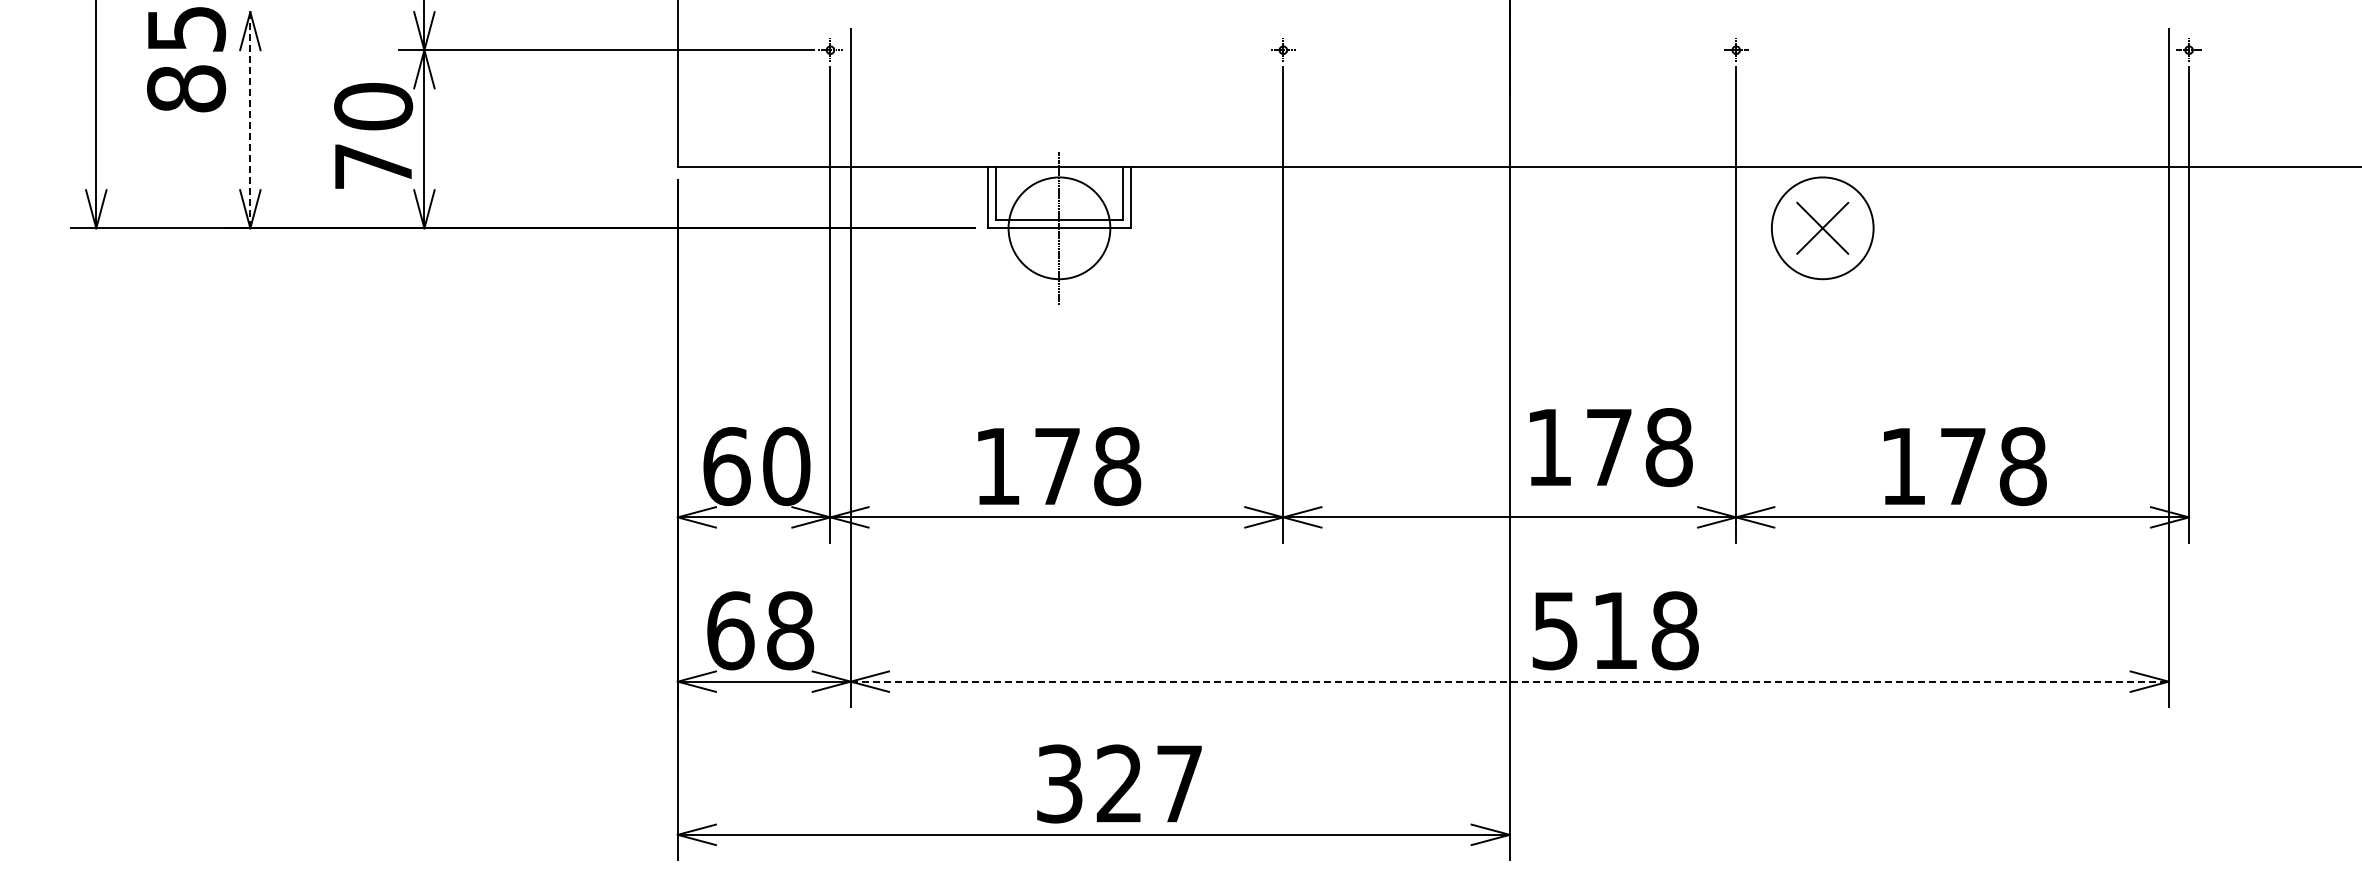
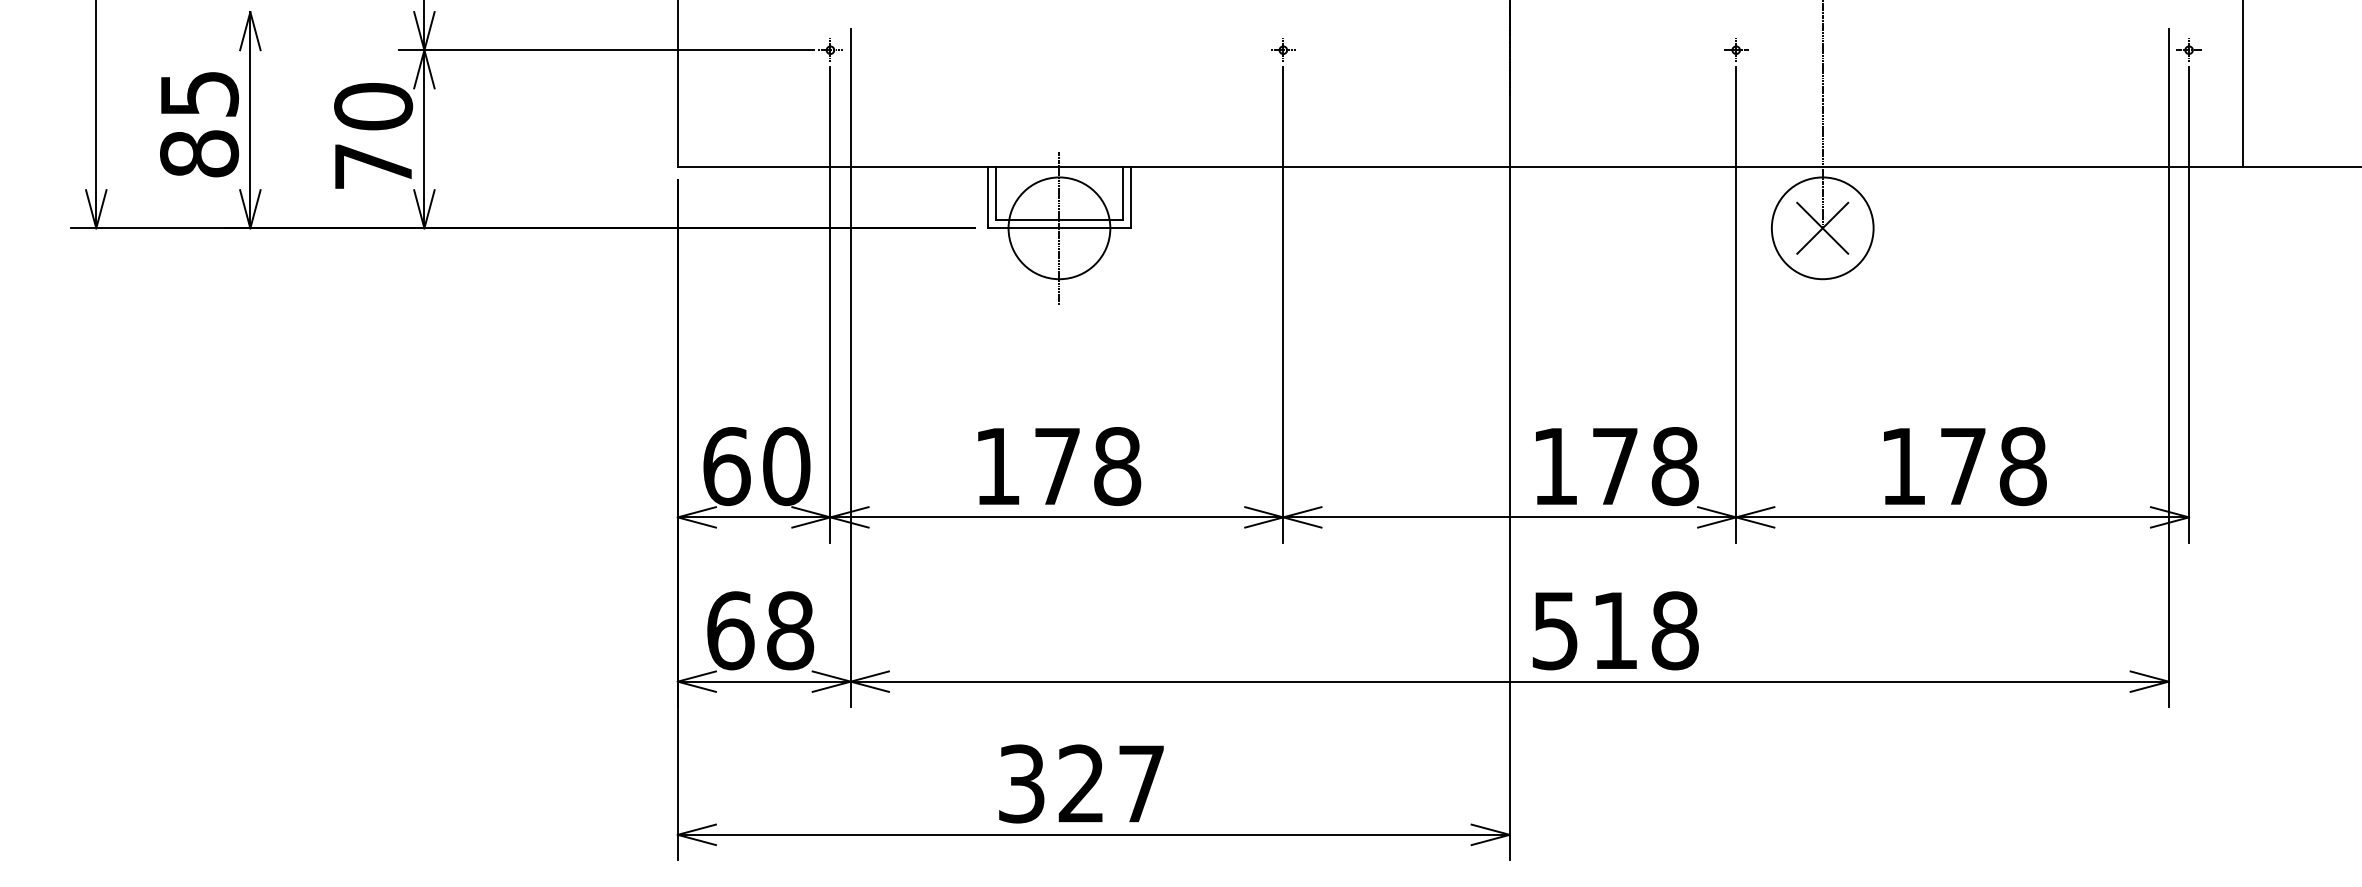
text position: (186, 59) -> (199, 124) (199, 124)
line: none -> present (2242, 84)
line: none -> present (1822, 115)
line: dashed -> solid (250, 120)
text position: (1611, 447) -> (1617, 466) (1617, 466)
line: dashed -> solid (1509, 681)
text position: (1119, 783) -> (1081, 783) (1081, 783)
